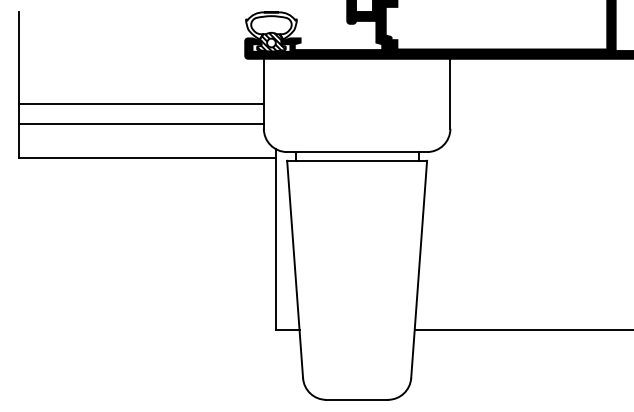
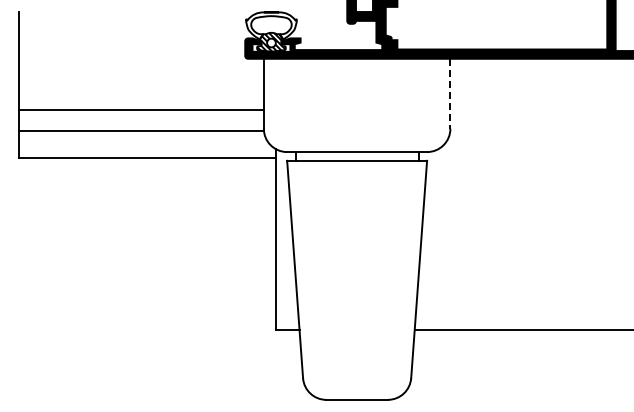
line: solid -> dashed (450, 94)
line position: (141, 104) -> (141, 110) (141, 110)
line position: (141, 124) -> (141, 131) (141, 131)
